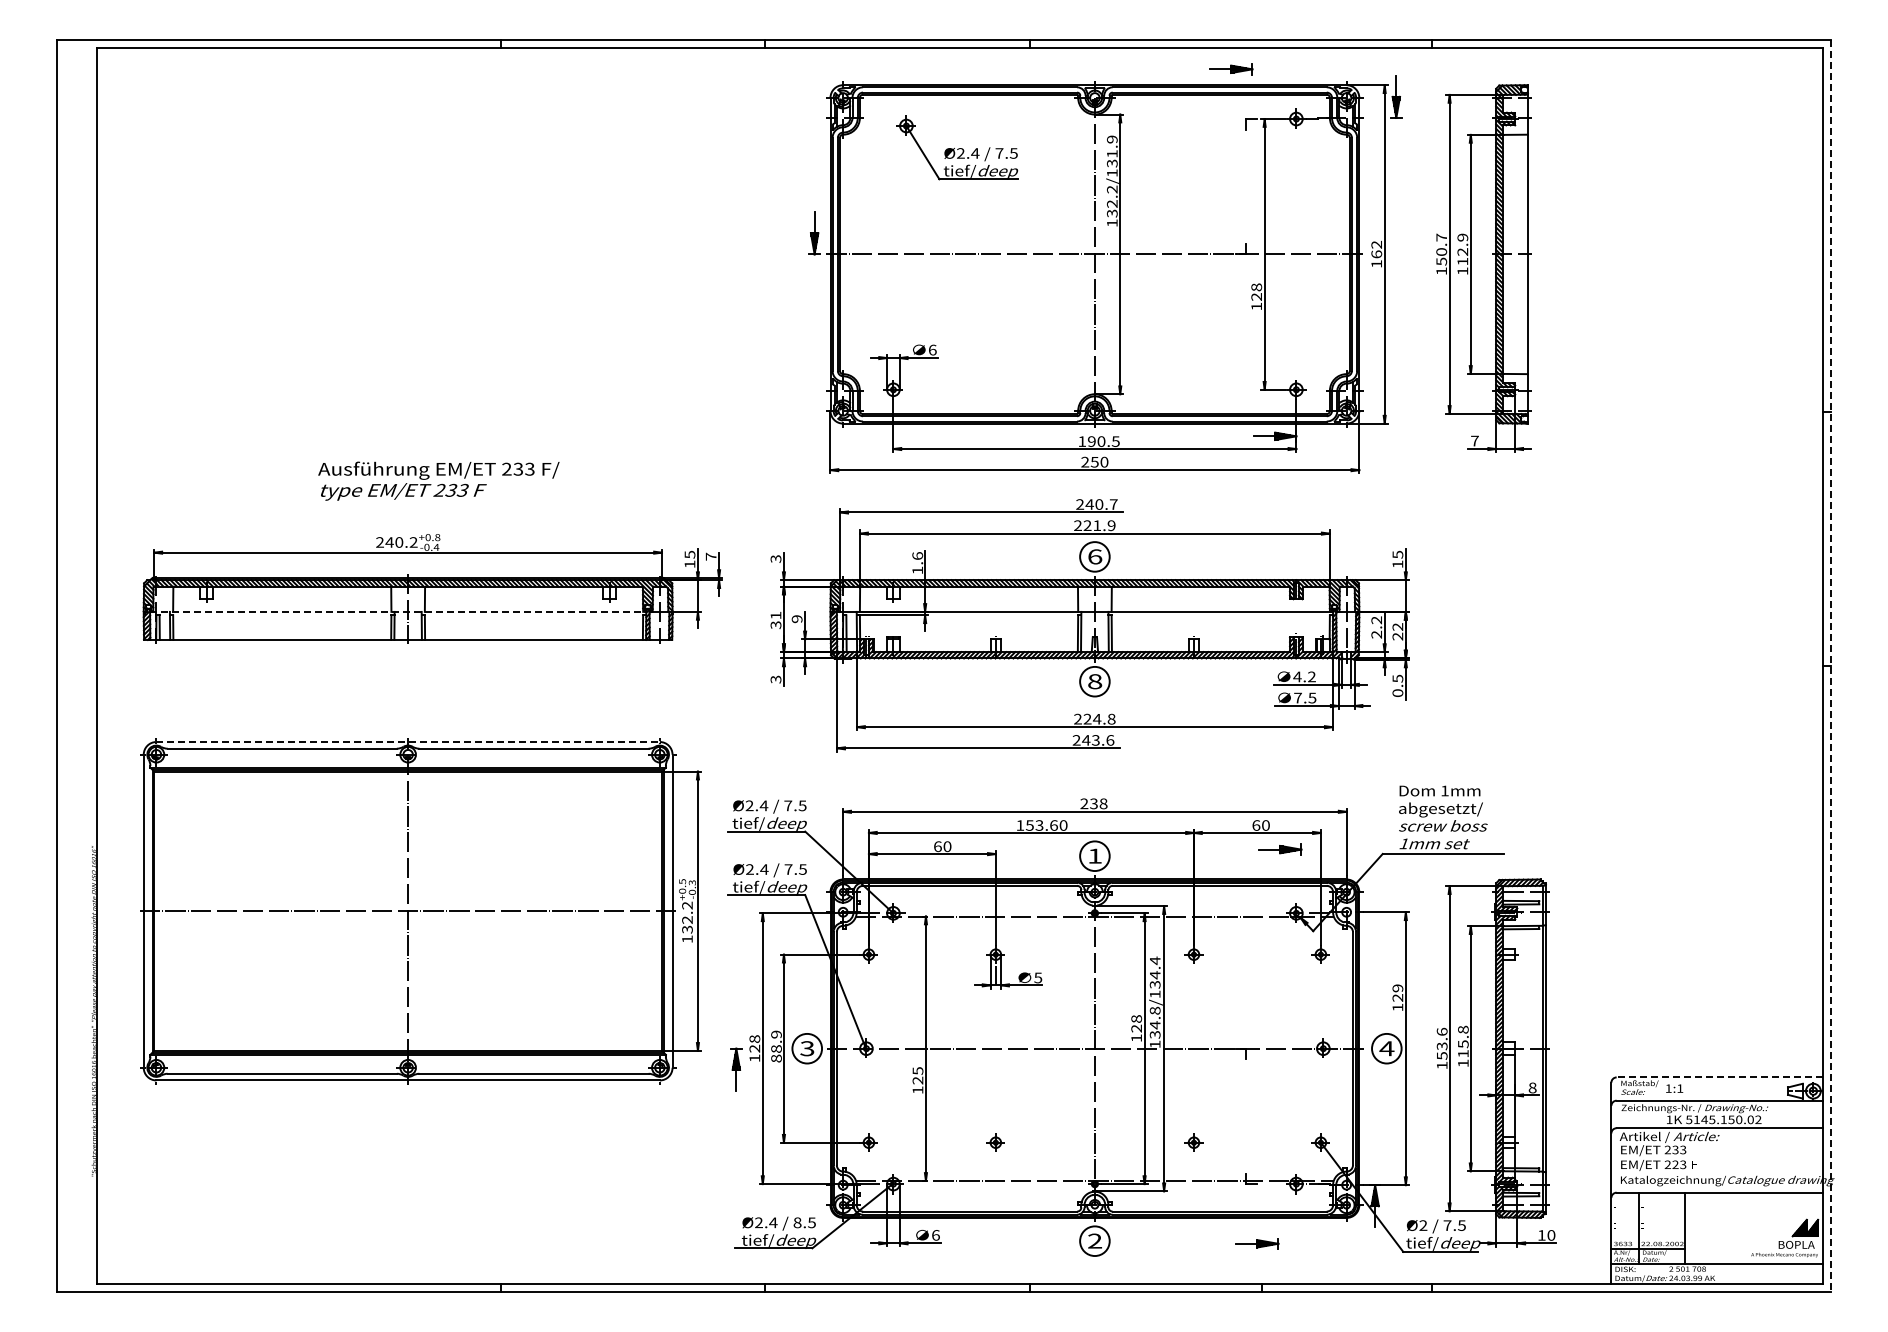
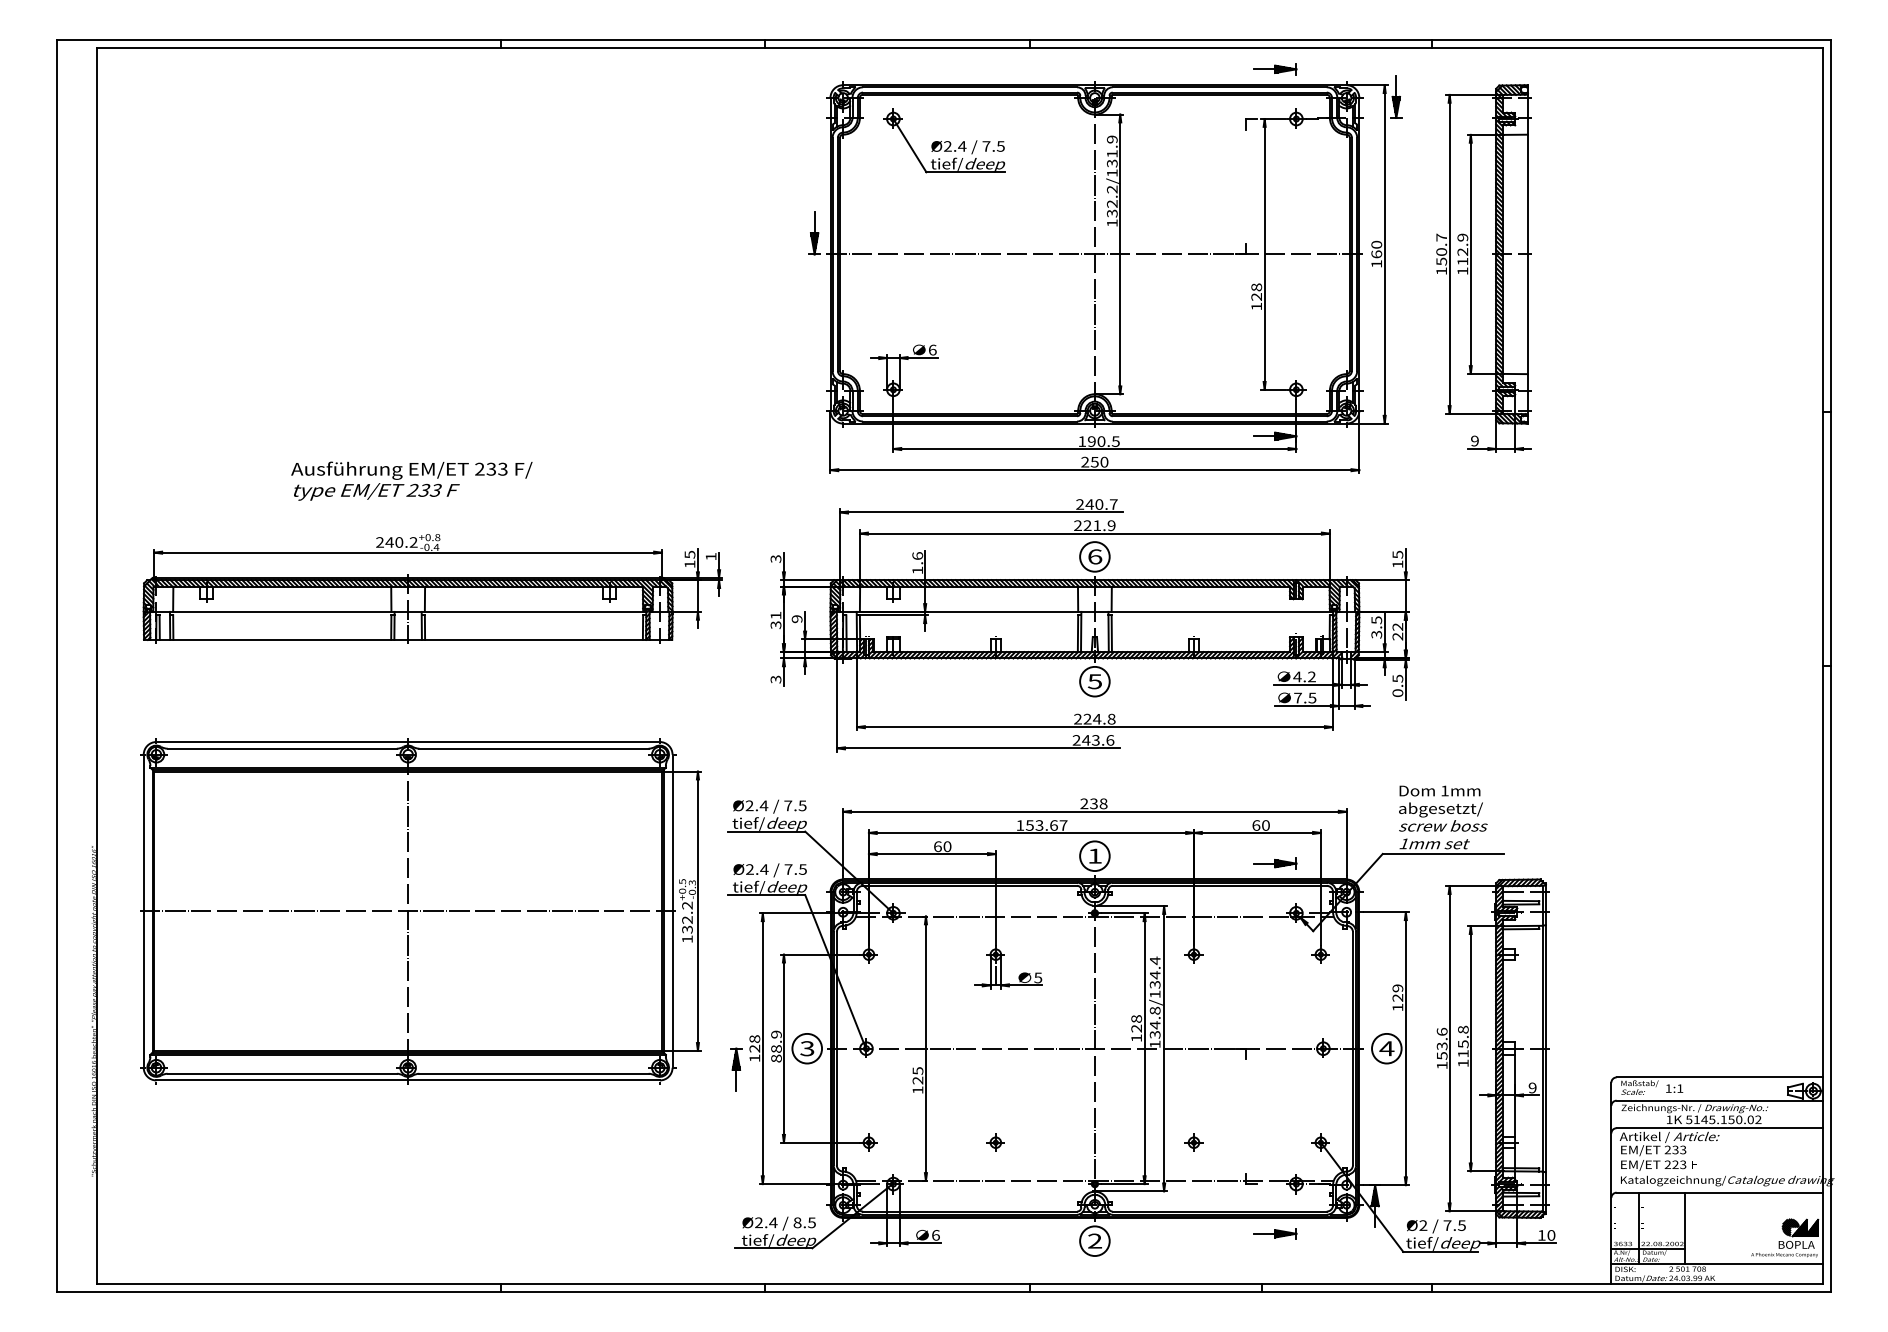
part position: (1231, 69) -> (1275, 69) (1275, 69)
part position: (957, 147) -> (944, 140) (944, 140)
text: 162 -> 160 (1376, 244)
text: 7 -> 9 (1474, 440)
text position: (438, 480) -> (411, 480) (411, 480)
text: 7 -> 1 (710, 556)
line: dashed -> solid (398, 611)
text: 2.2 -> 3.5 (1376, 627)
line: dashed -> solid (1831, 666)
text: 8 -> 5 (1094, 681)
line: dashed -> solid (408, 742)
text: 153.60 -> 153.67 (1063, 825)
part position: (1280, 849) -> (1275, 863) (1275, 863)
line: dashed -> solid (1719, 1077)
text: 8 -> 9 (1532, 1087)
hatch: none -> present (1790, 1227)
part position: (1257, 1243) -> (1275, 1233) (1275, 1233)
